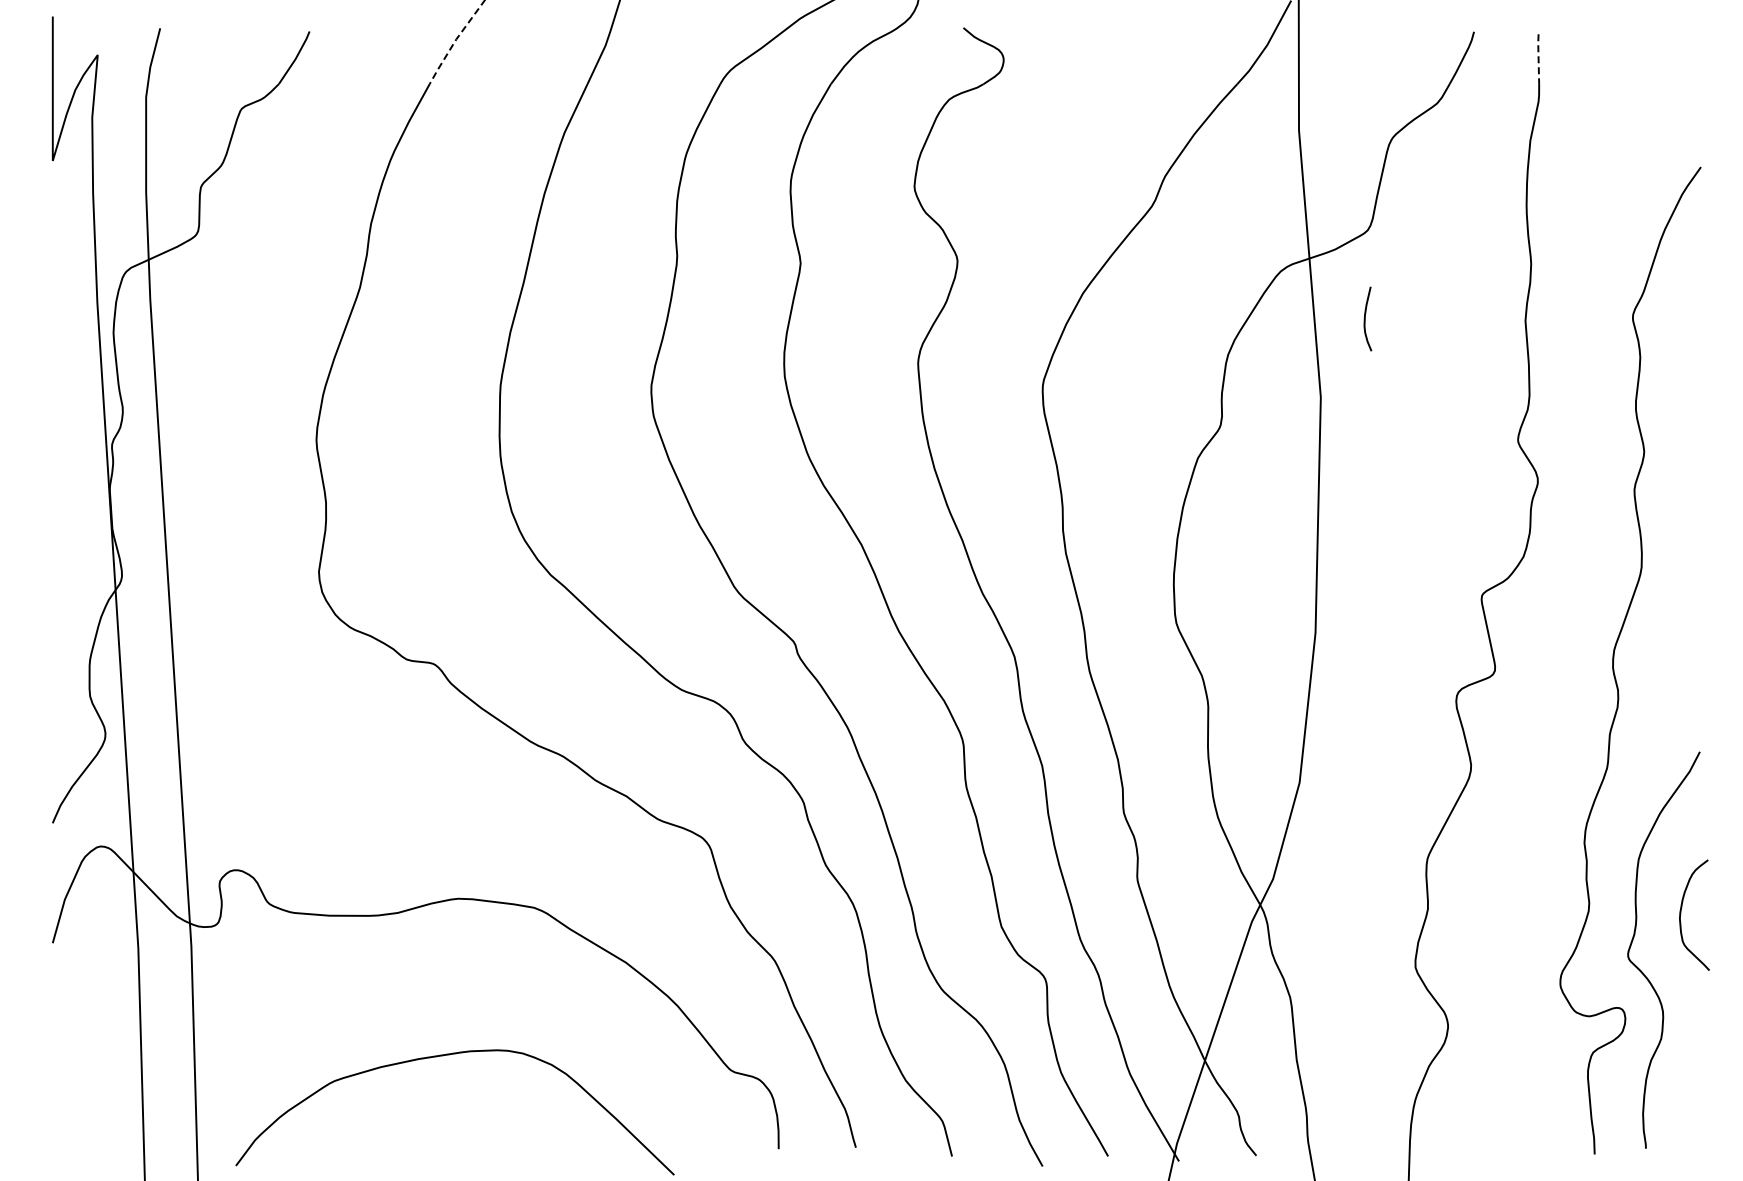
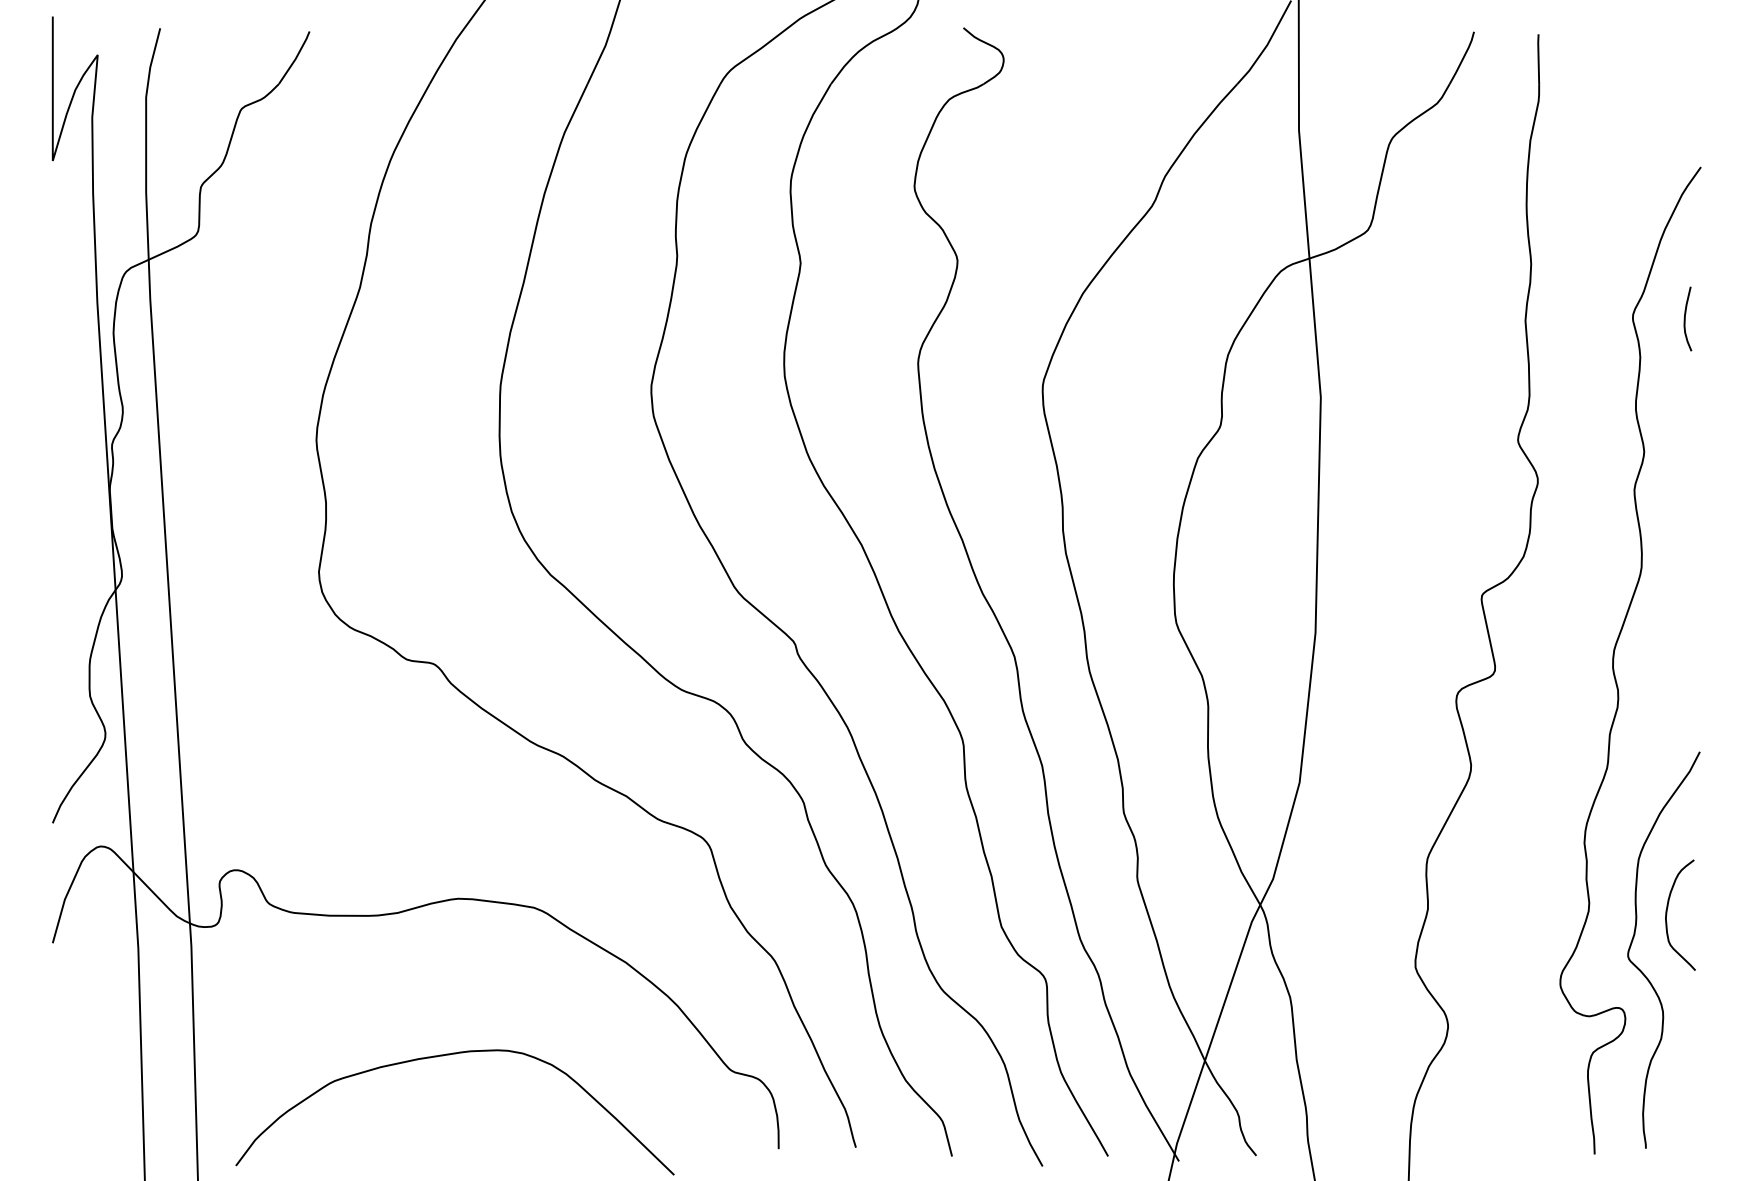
line: dashed -> solid (455, 41)
line: dashed -> solid (1538, 58)
curve position: (1365, 318) -> (1685, 318) (1685, 318)
curve position: (1681, 914) -> (1667, 914) (1667, 914)
